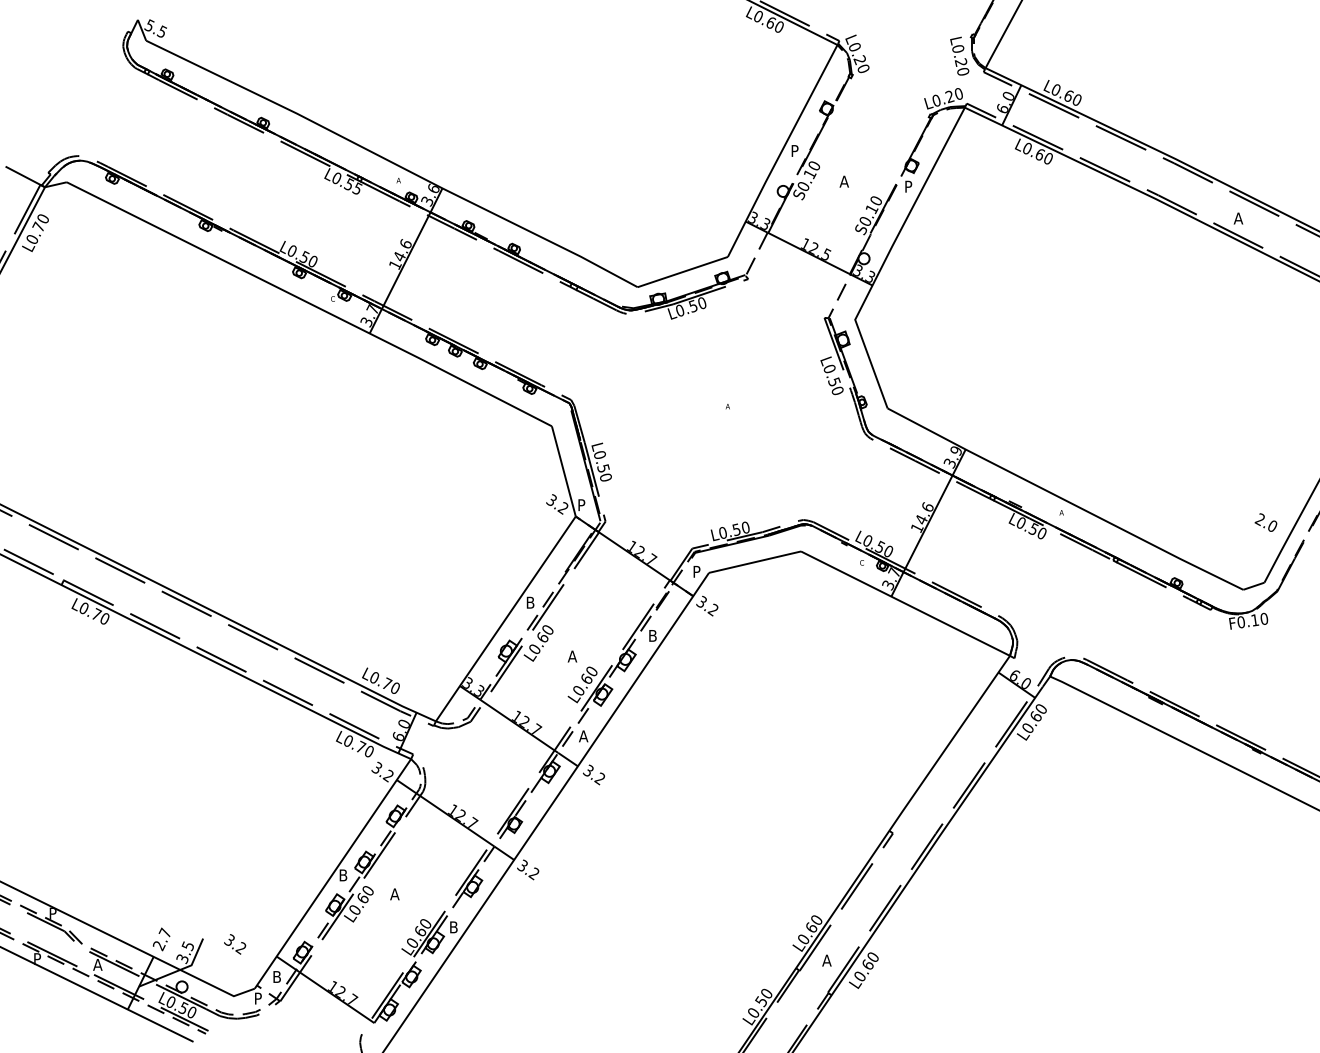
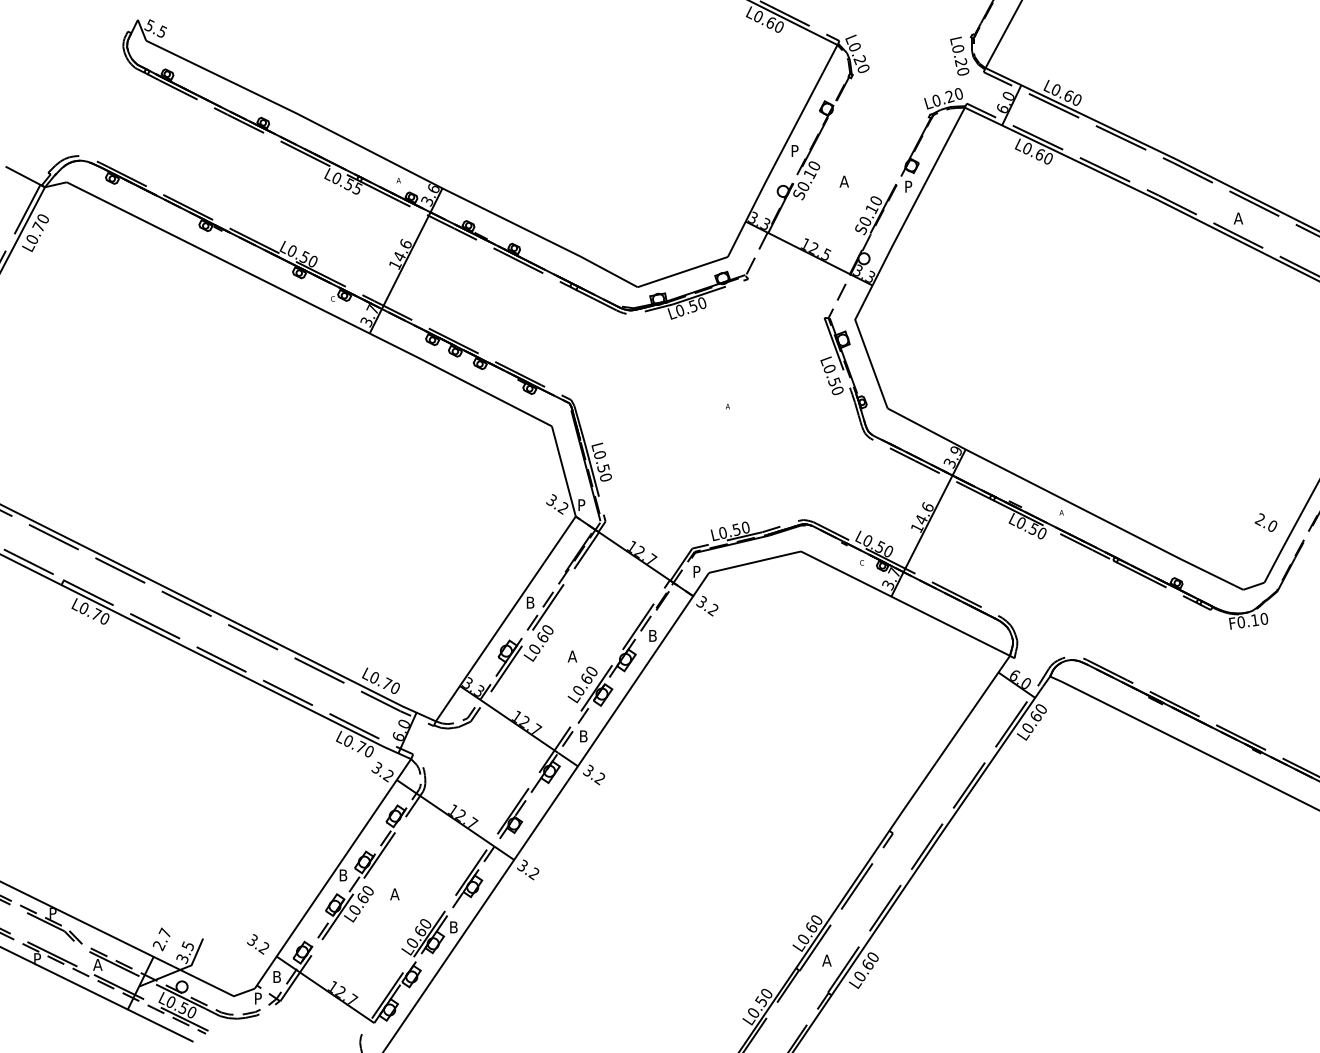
text: A -> B (583, 736)
text position: (235, 944) -> (258, 944) (258, 944)
